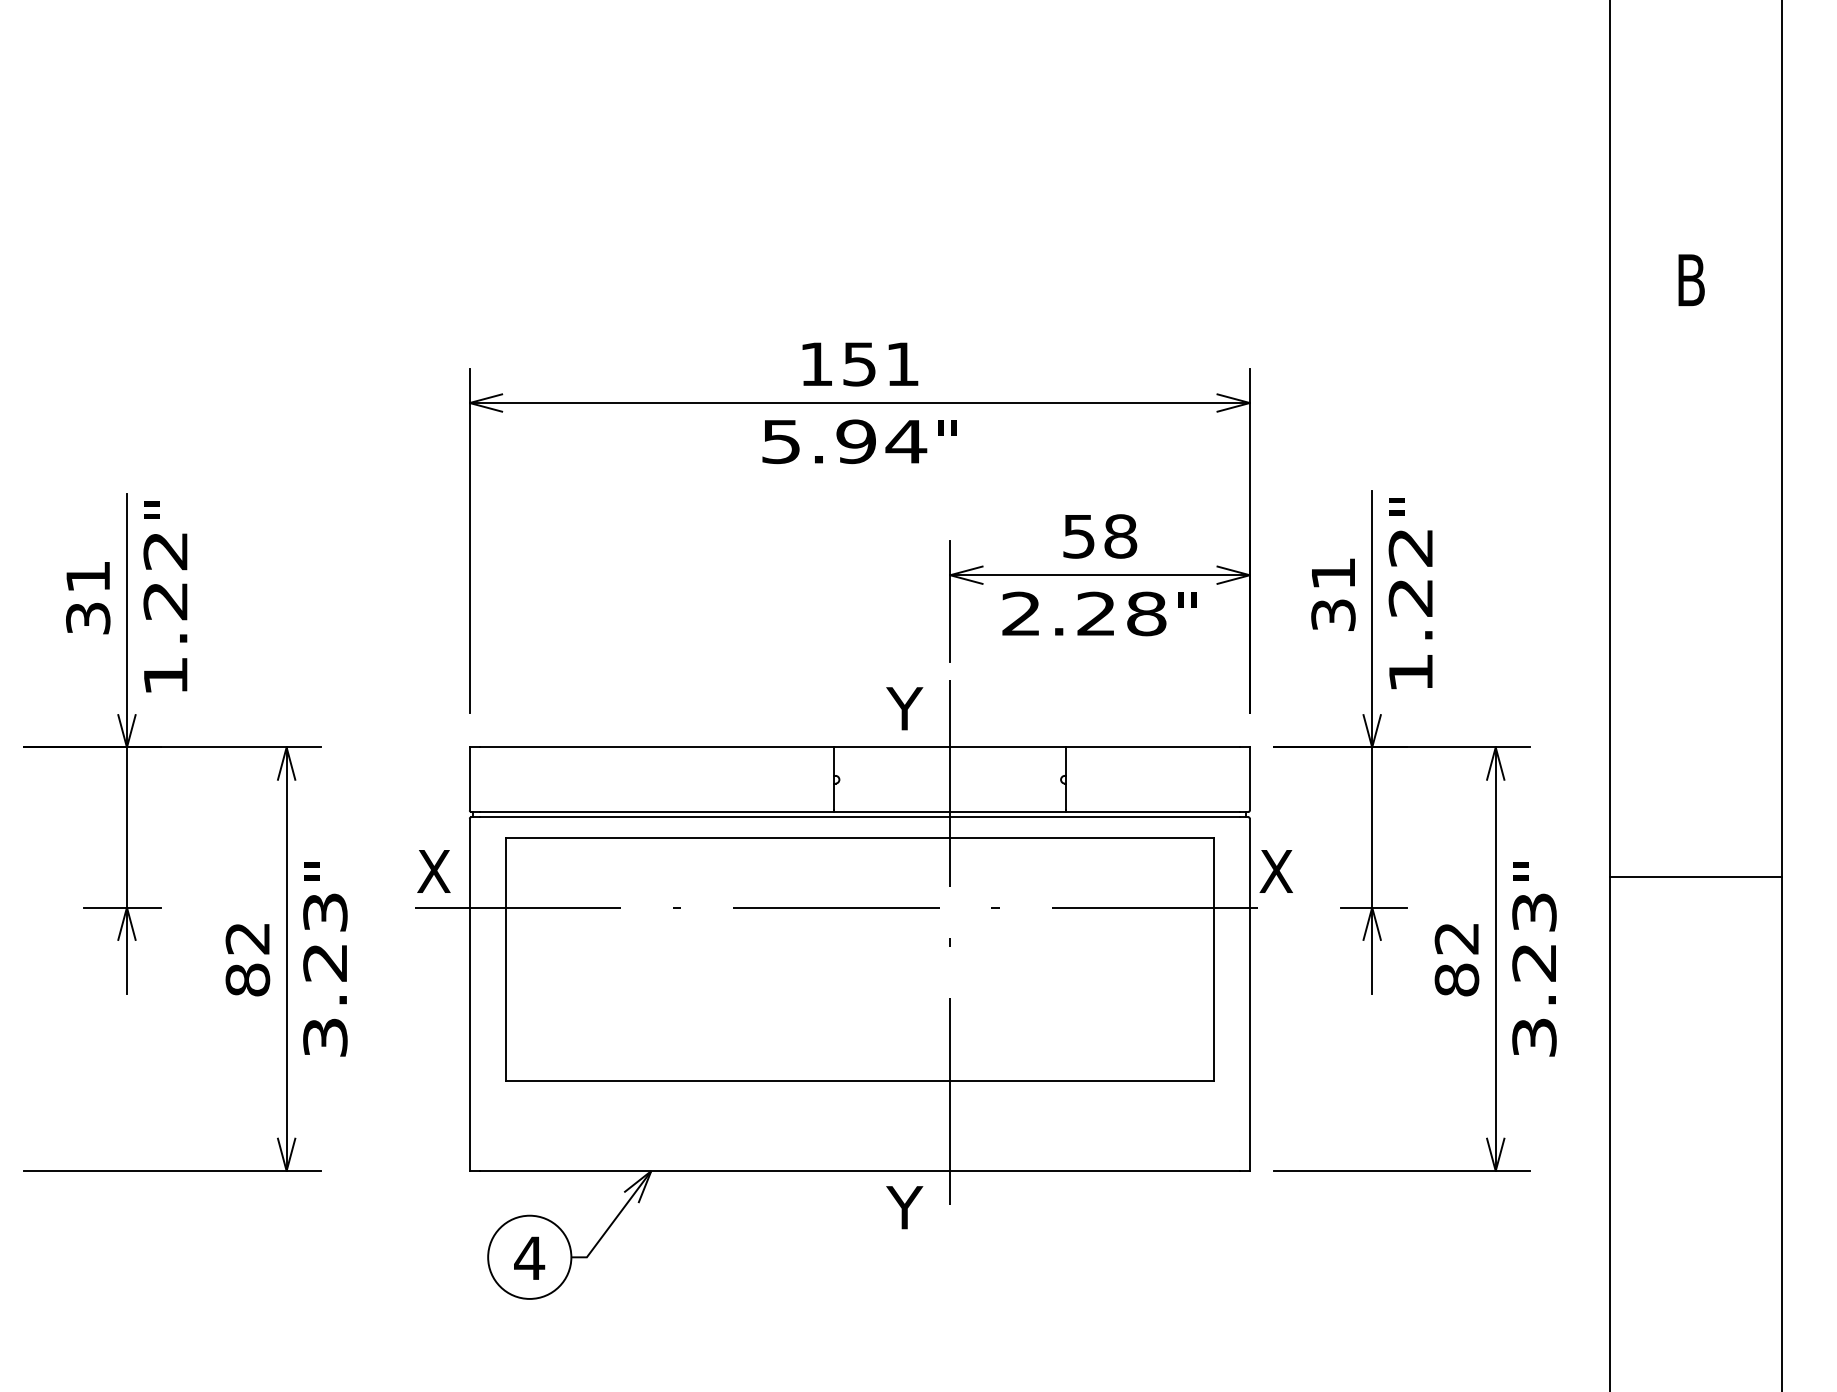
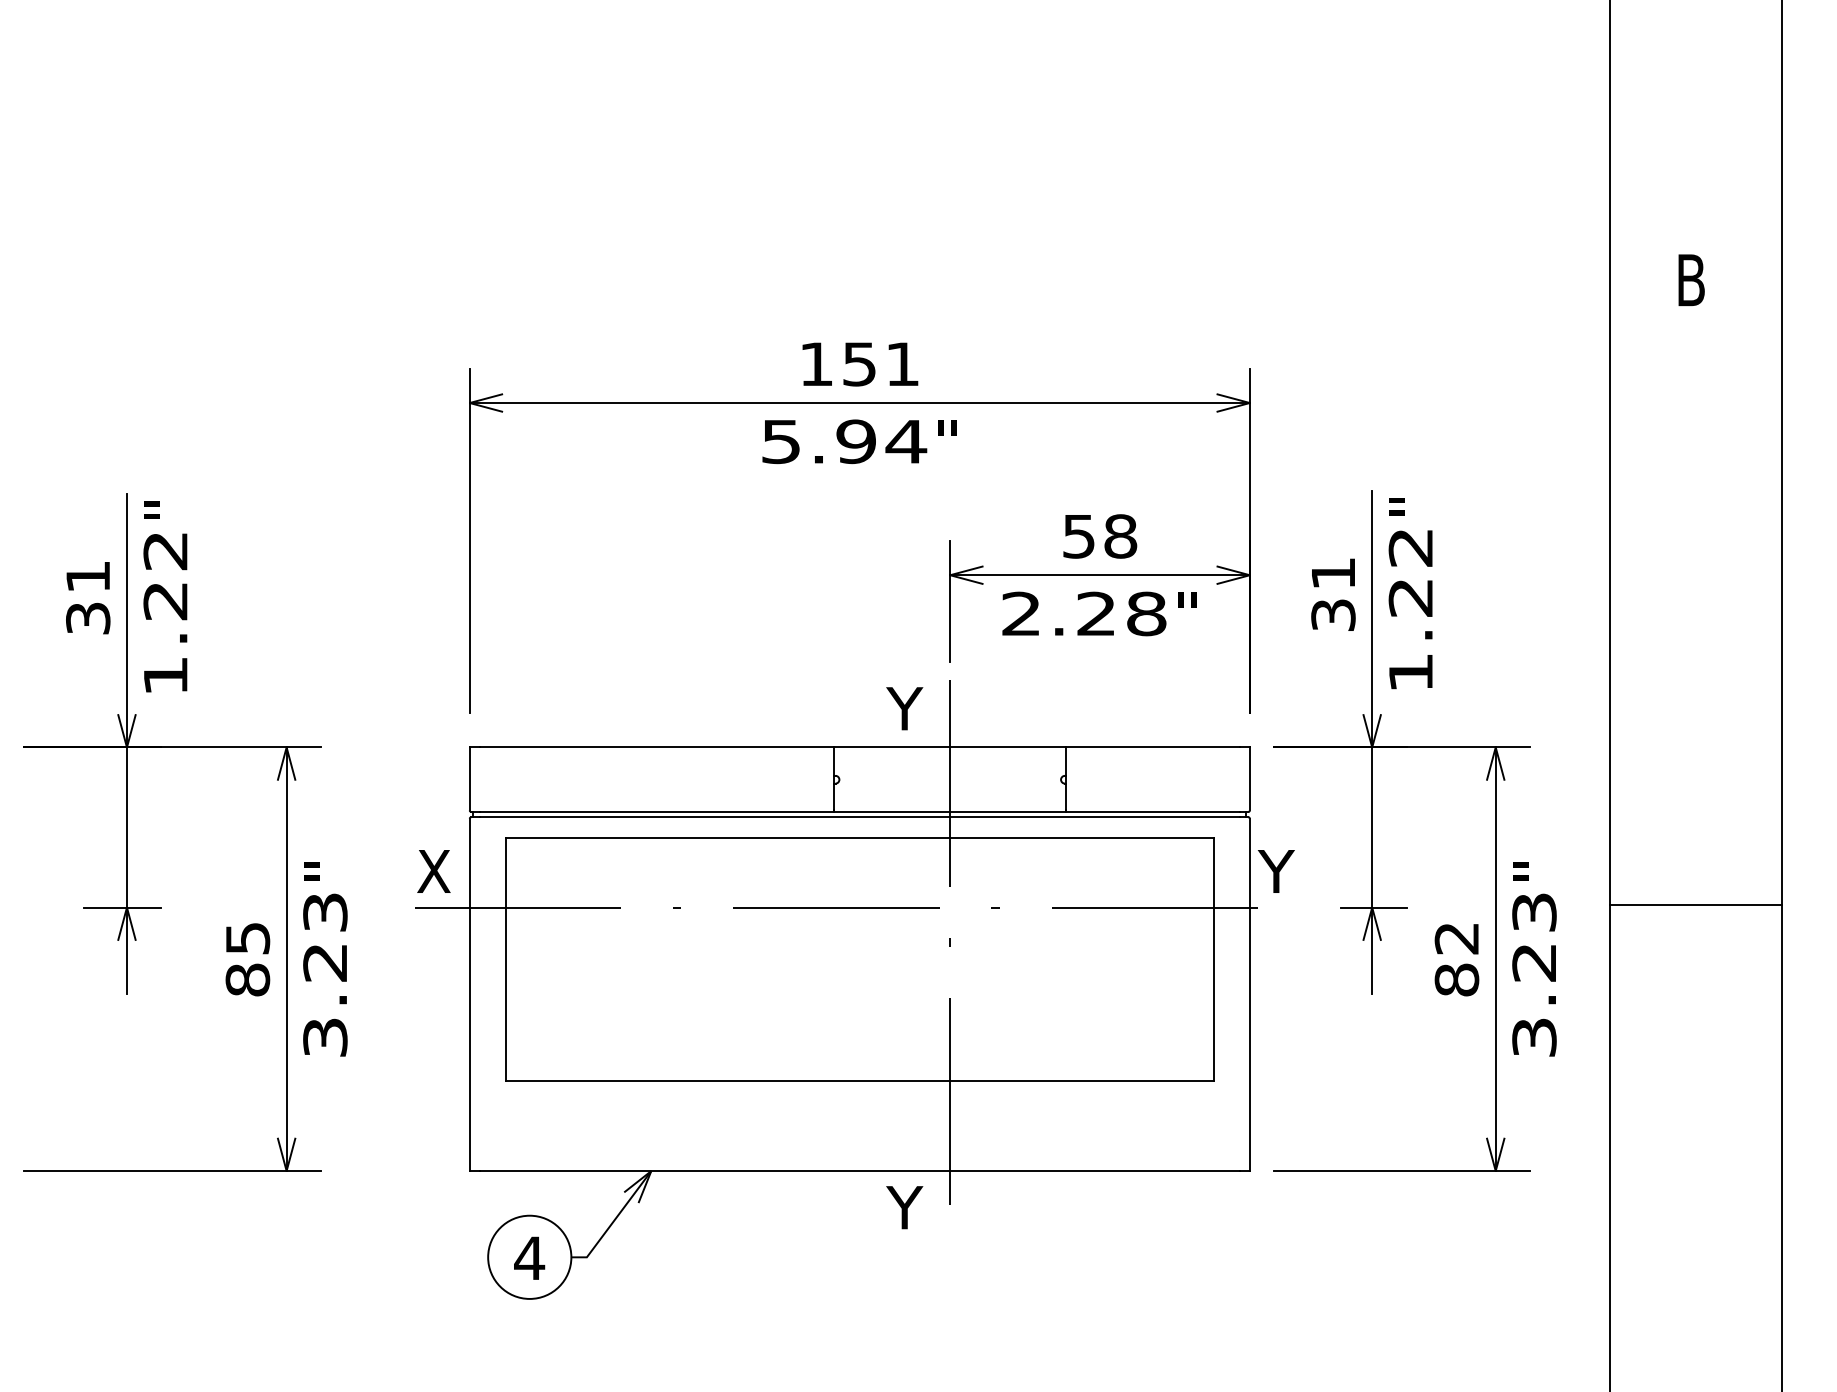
text: X -> Y (1275, 871)
line position: (1695, 876) -> (1695, 904) (1695, 904)
text: 82 -> 85 (247, 938)
